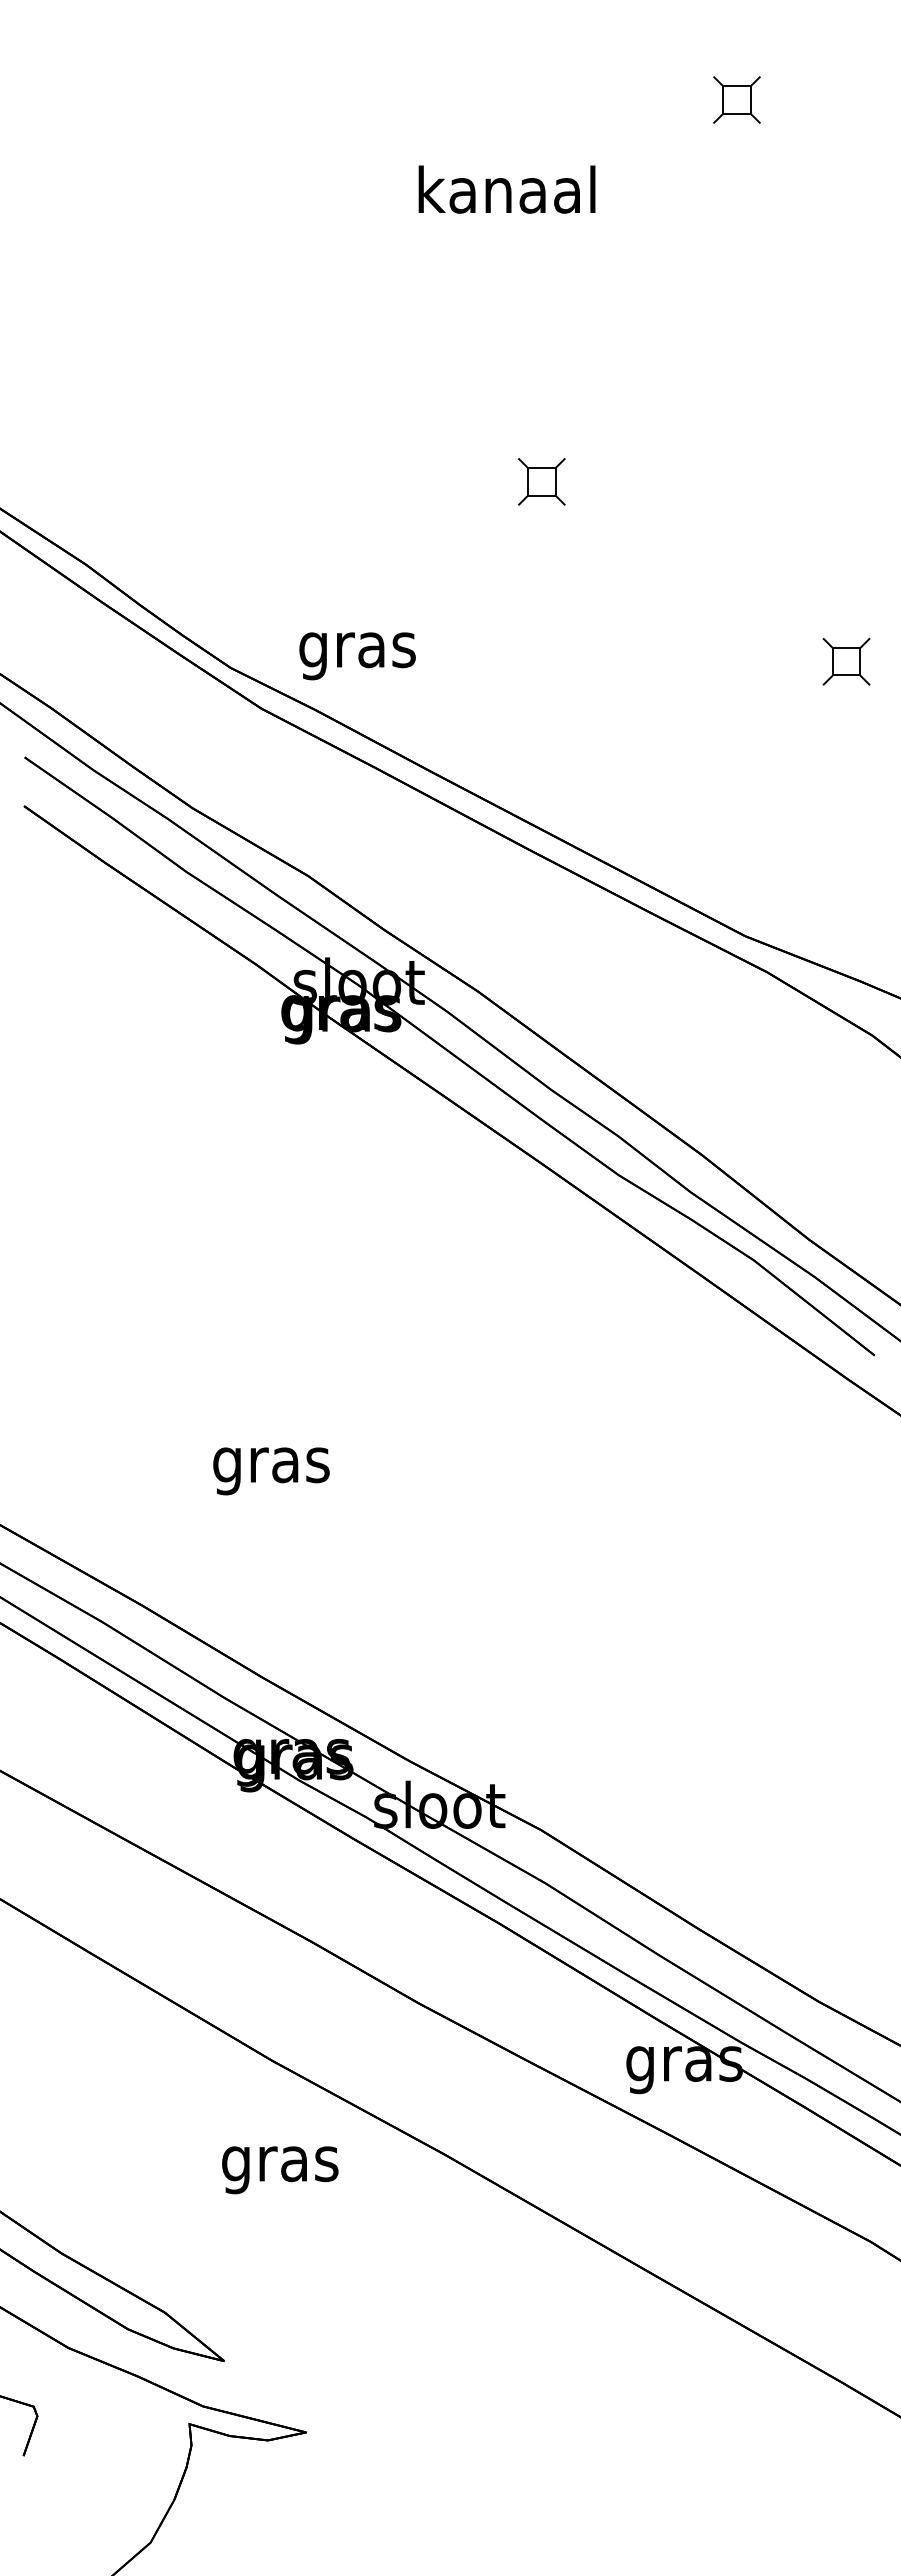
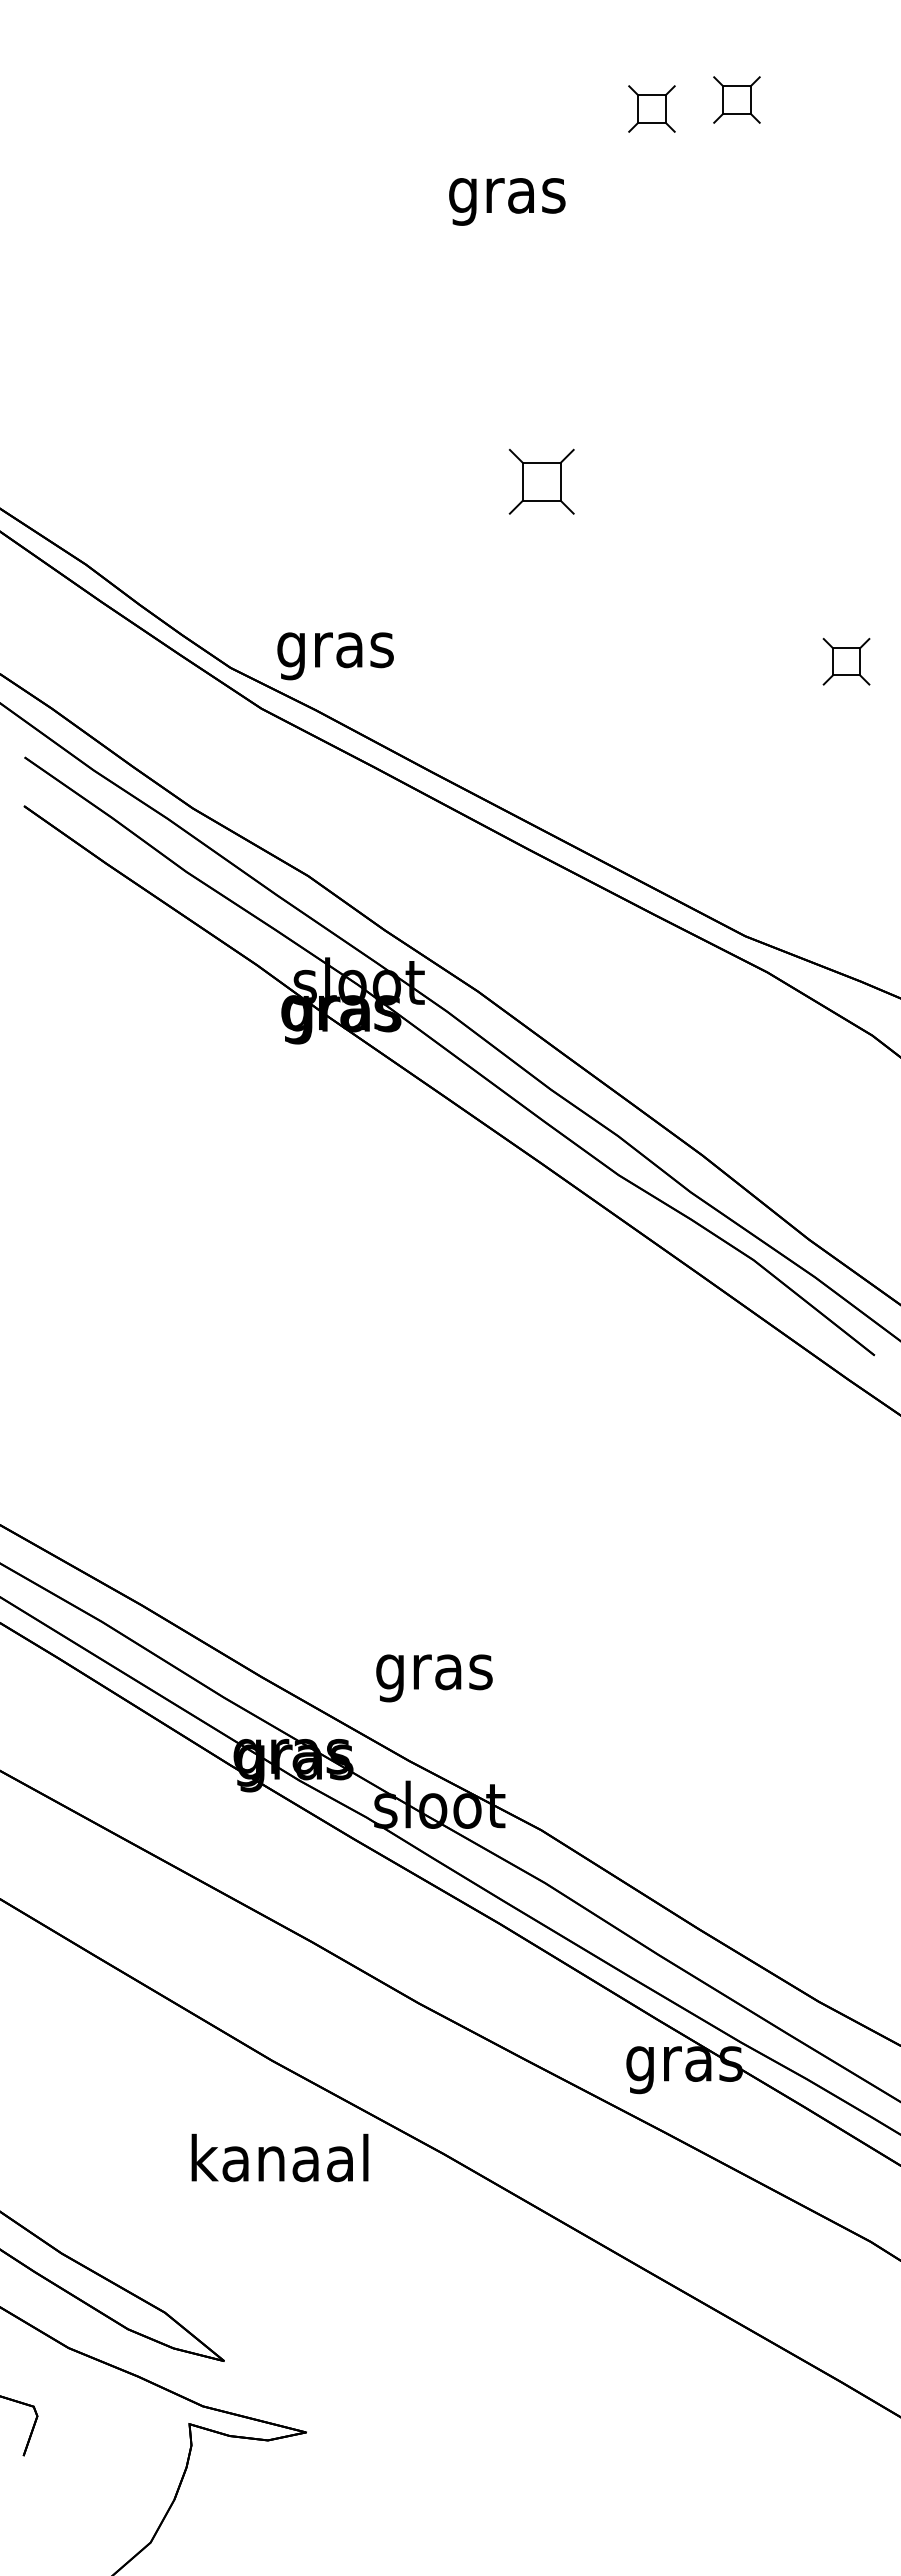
part: none -> present (651, 108)
text: kanaal -> gras (506, 195)
part size: 48x48 px -> 67x67 px (541, 481)
text position: (357, 656) -> (335, 656) (335, 656)
text position: (271, 1471) -> (434, 1678) (434, 1678)
text: gras -> kanaal (279, 2163)
